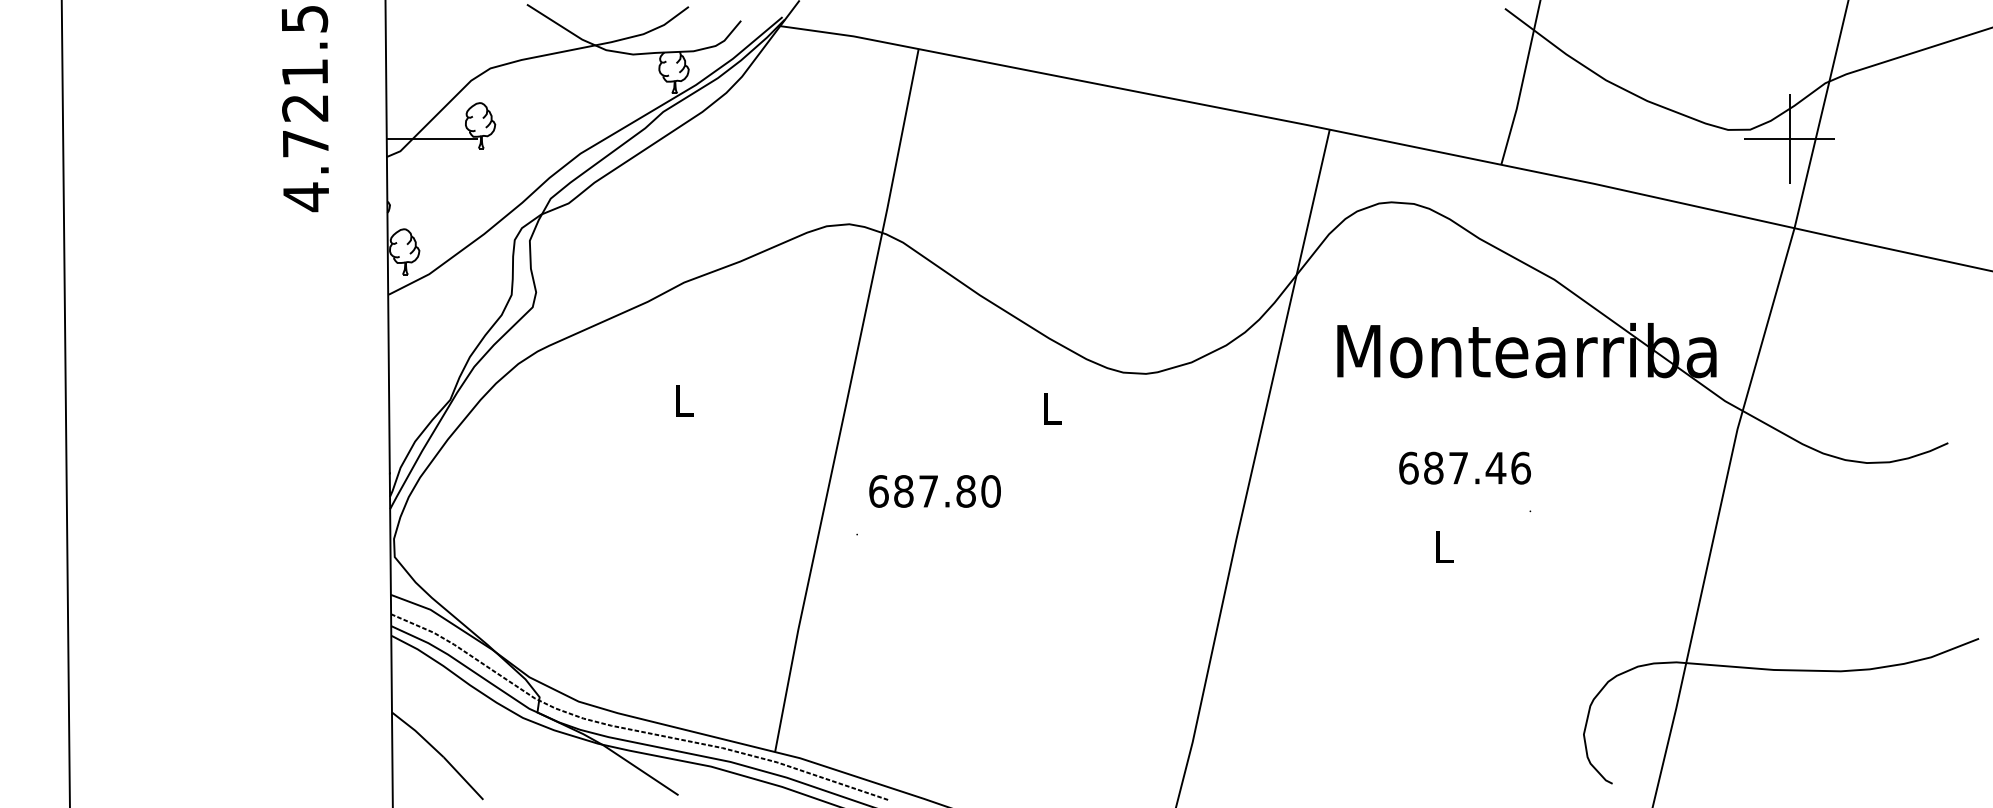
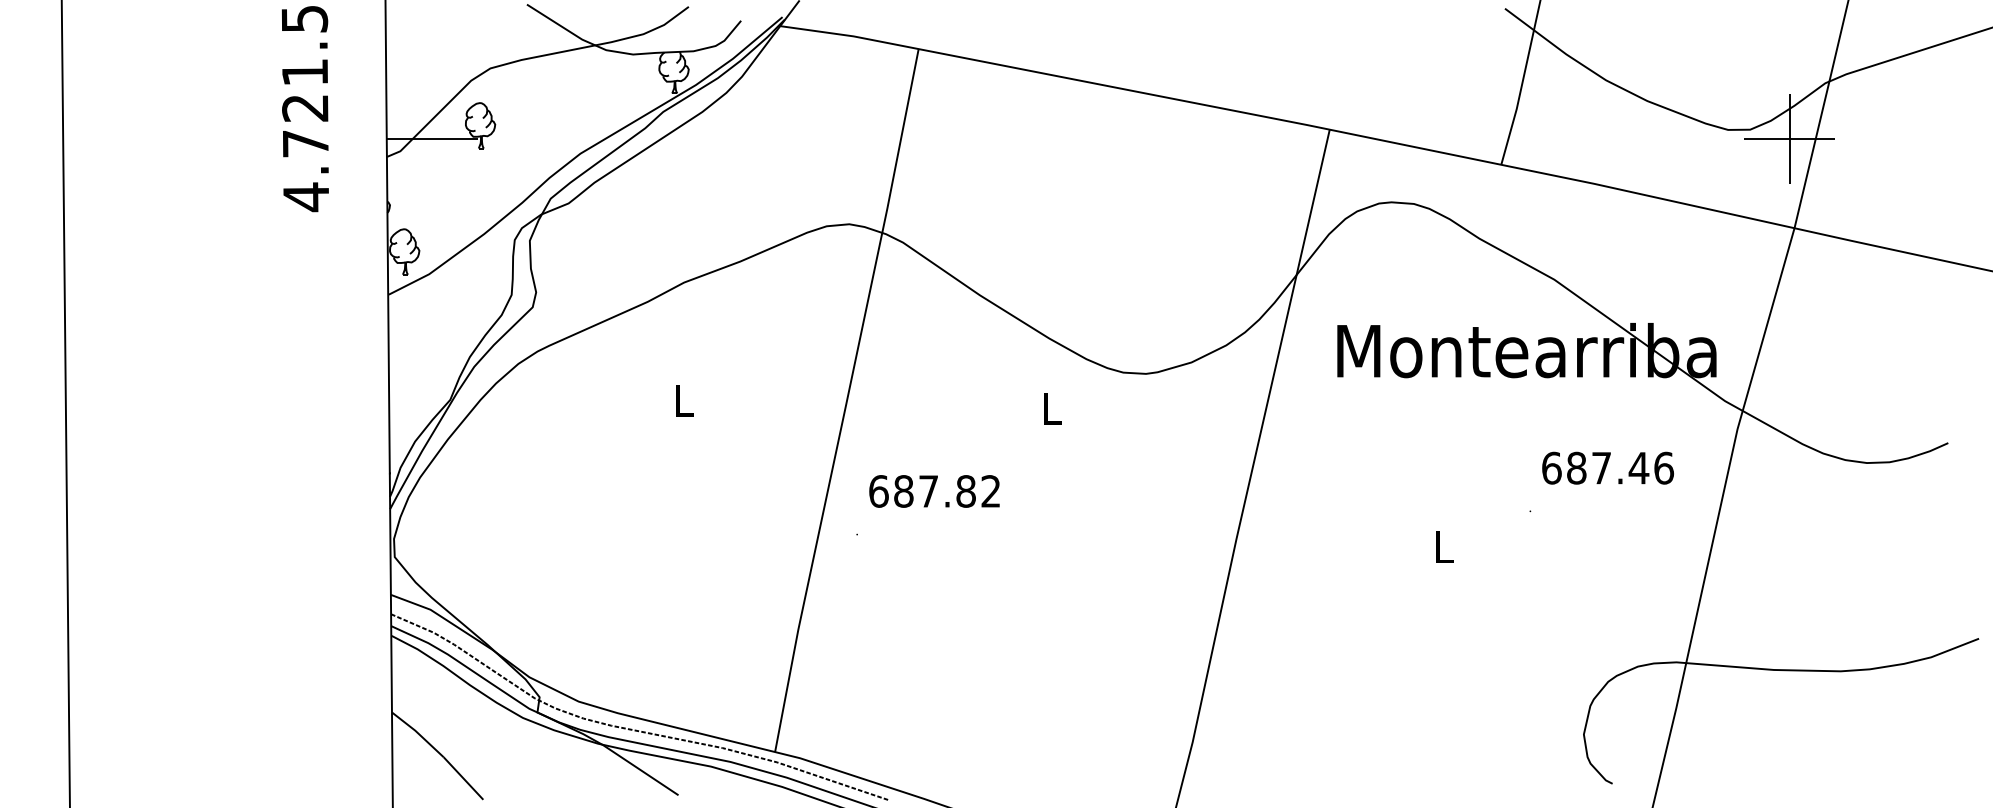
text position: (1464, 467) -> (1607, 467) (1607, 467)
text: 687.80 -> 687.82 (990, 491)
